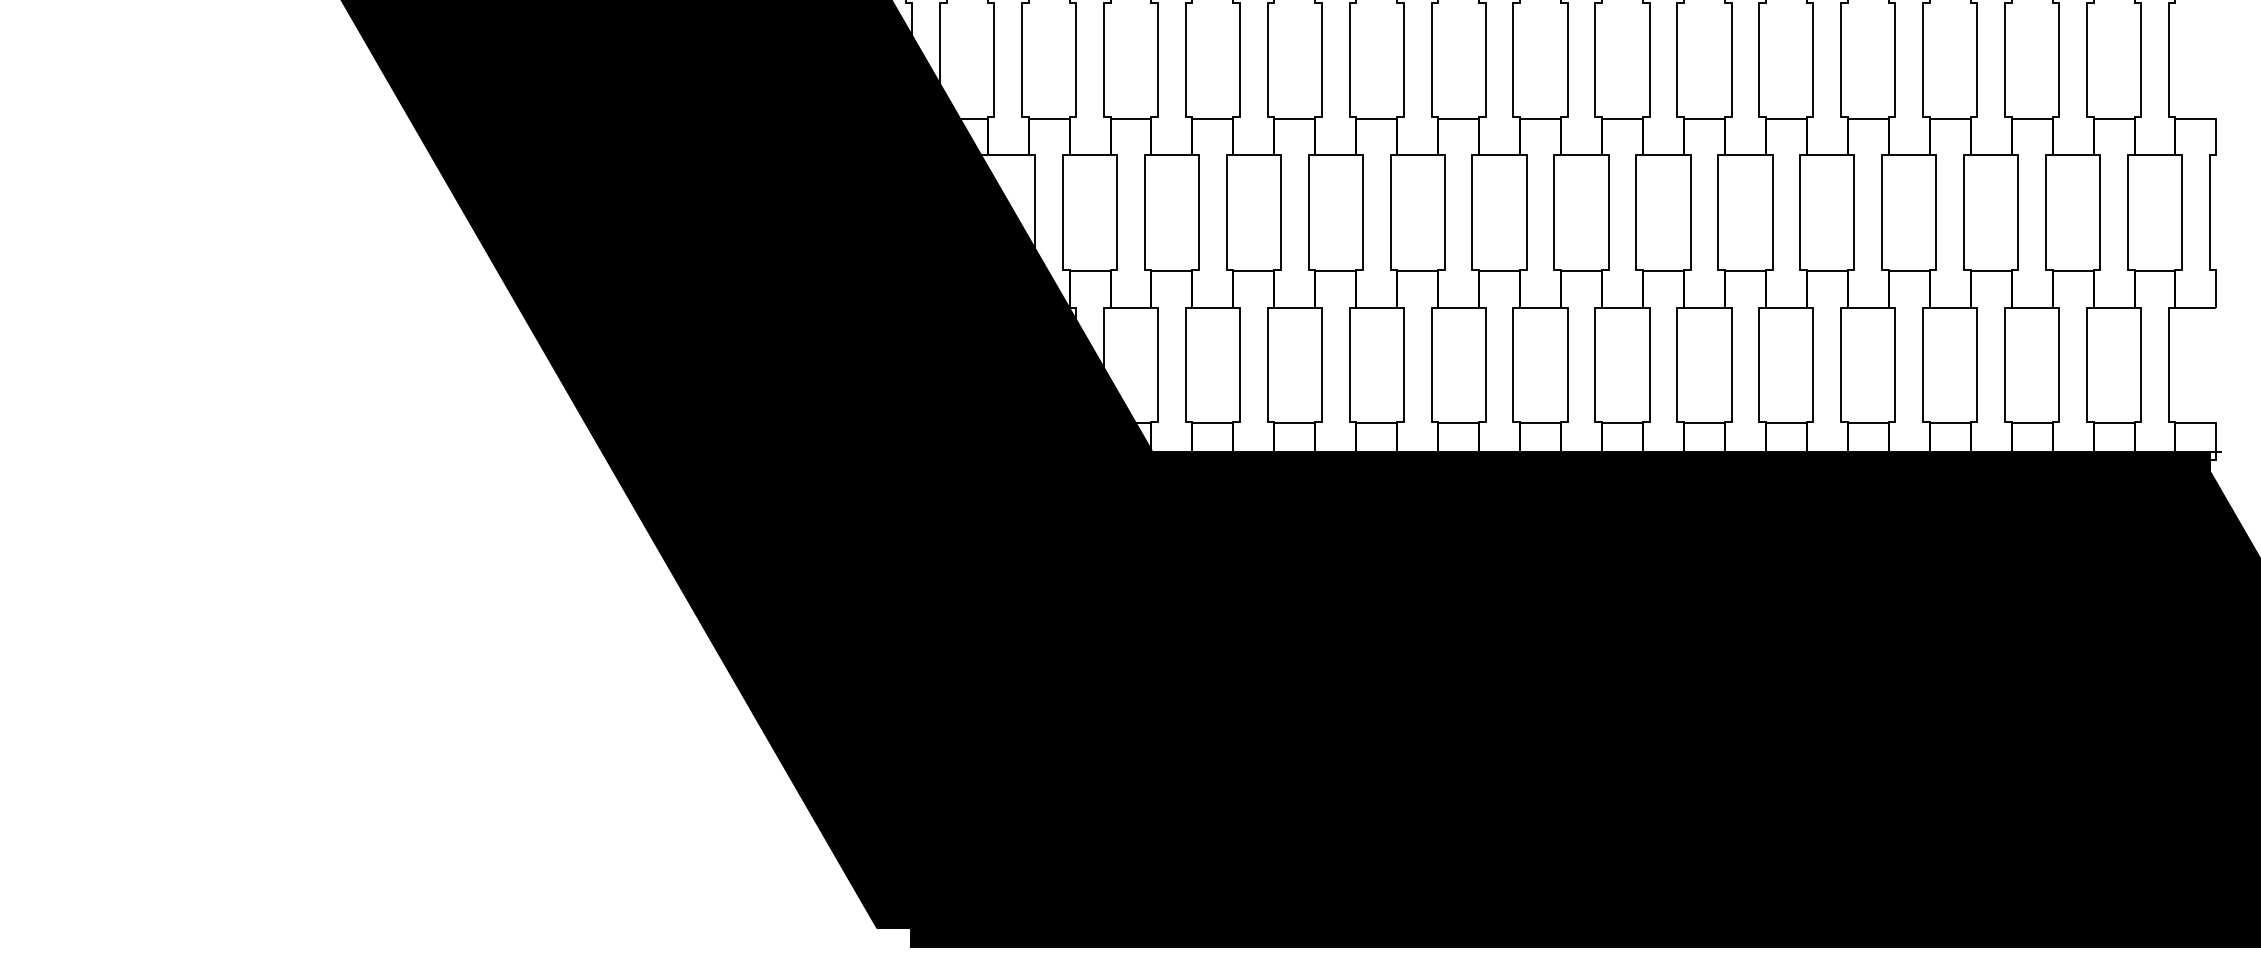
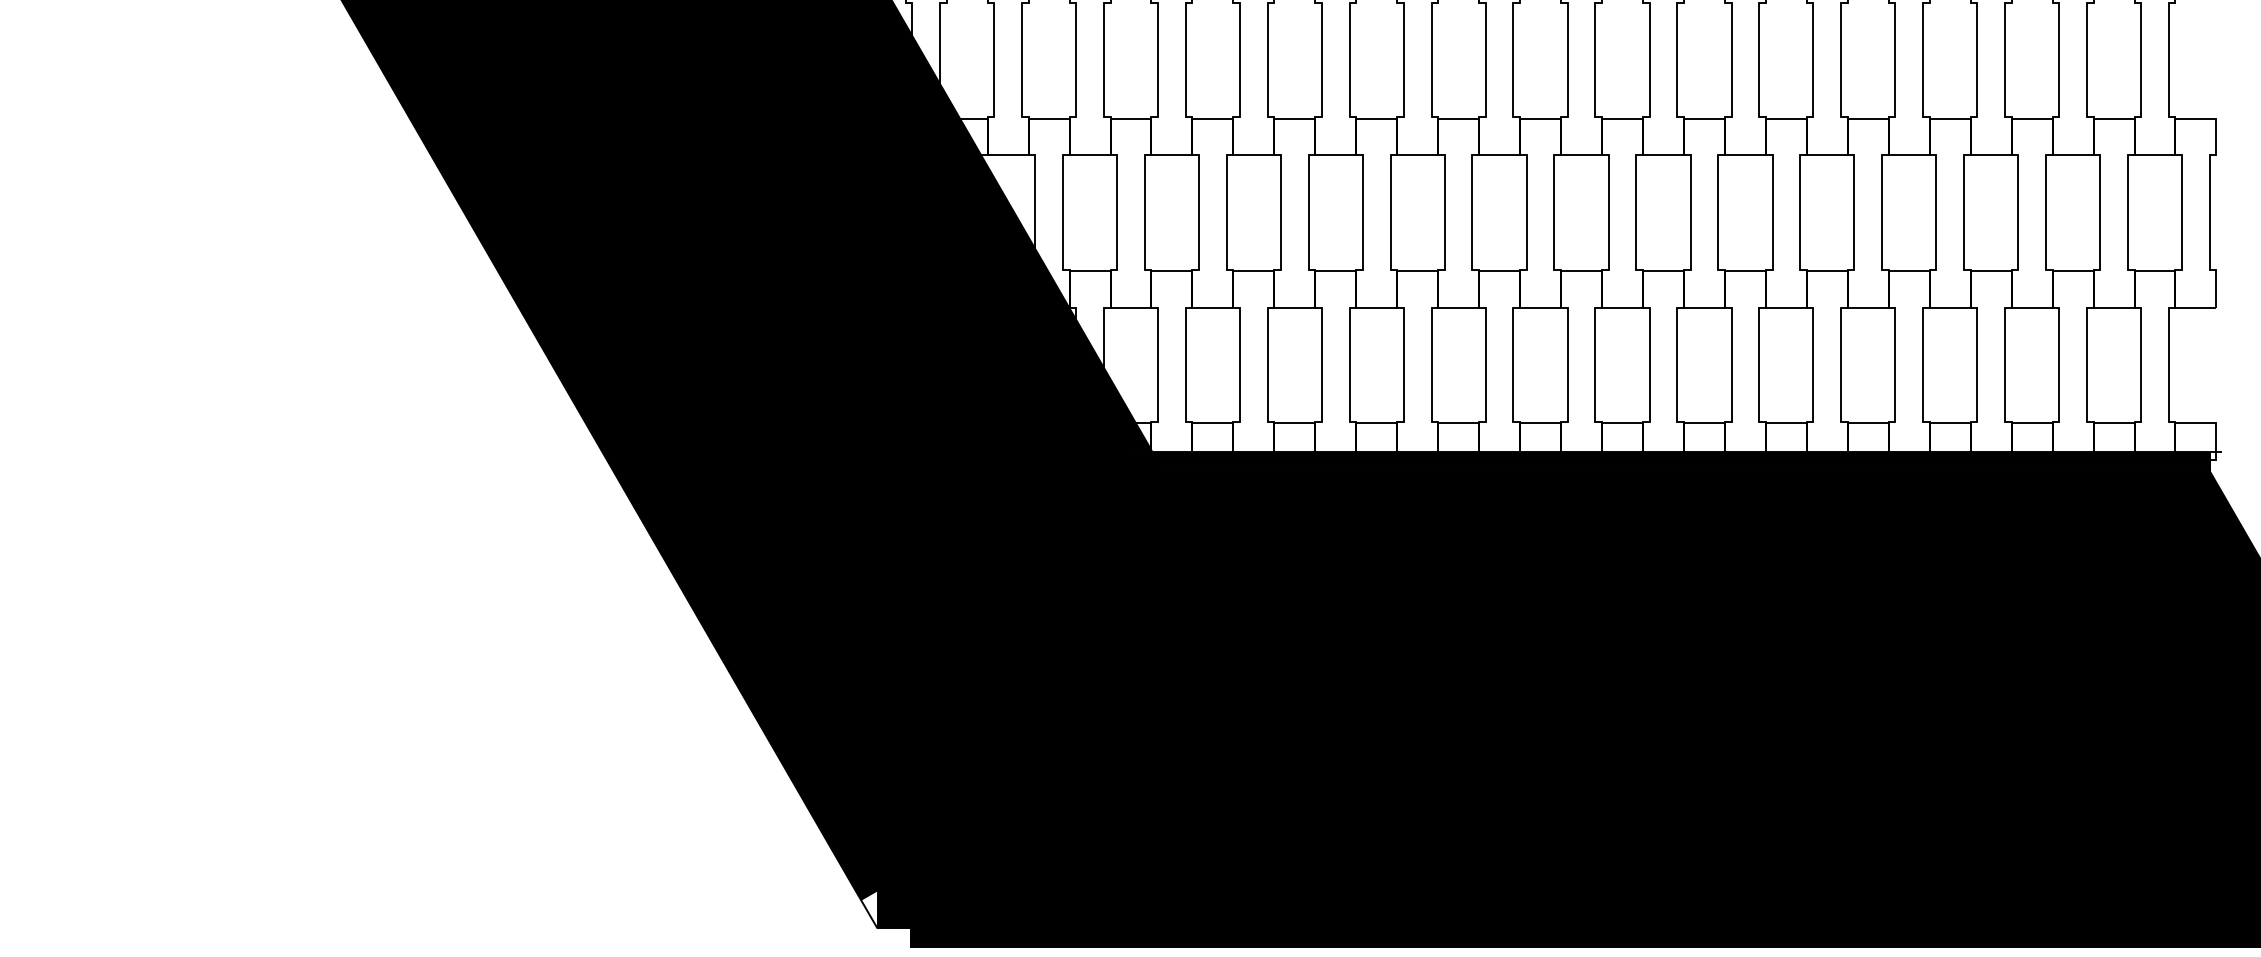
fill: present -> none (868, 909)
